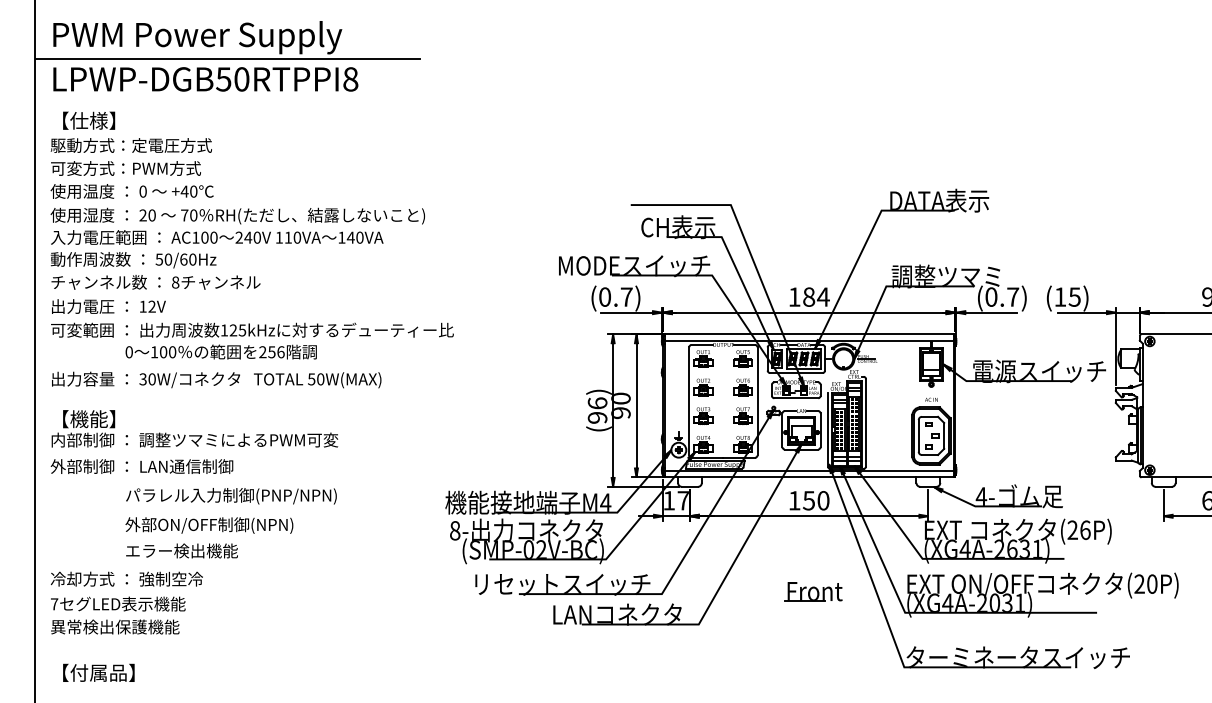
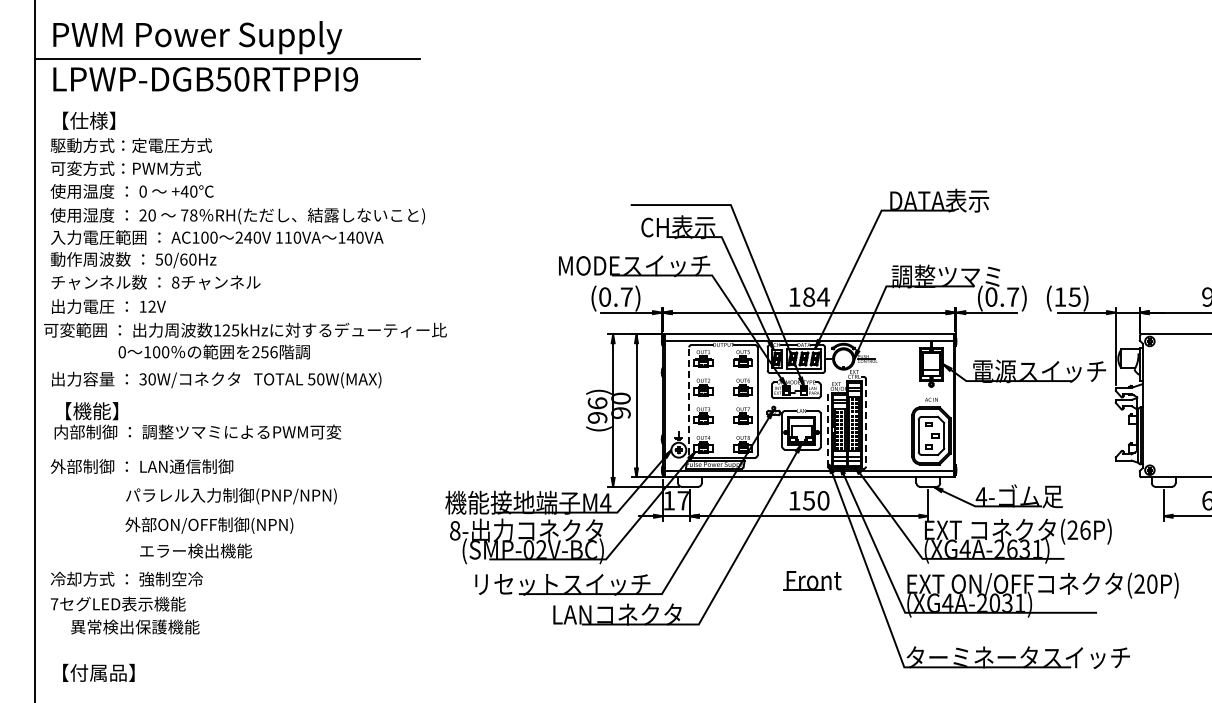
text: LPWP-DGB50RTPPI8 -> LPWP-DGB50RTPPI9 (350, 79)
text: 70 -> 78 (193, 215)
text position: (252, 340) -> (245, 340) (245, 340)
line: solid -> dashed (689, 400)
line: solid -> dashed (866, 422)
text position: (194, 428) -> (197, 420) (197, 420)
line: solid -> dashed (827, 429)
text position: (181, 550) -> (195, 550) (195, 550)
part position: (813, 591) -> (812, 580) (812, 580)
text position: (115, 626) -> (135, 626) (135, 626)
